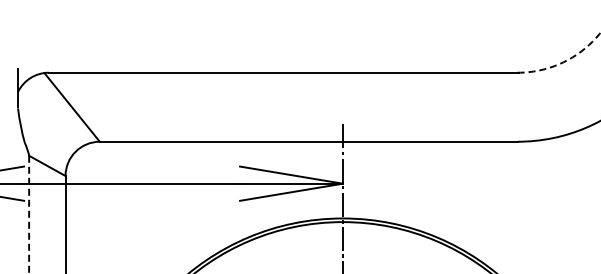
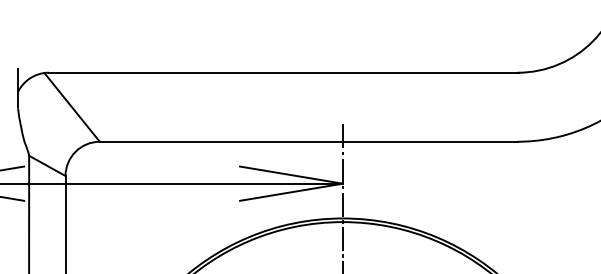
arc: dashed -> solid (563, 62)
line: dashed -> solid (29, 214)
